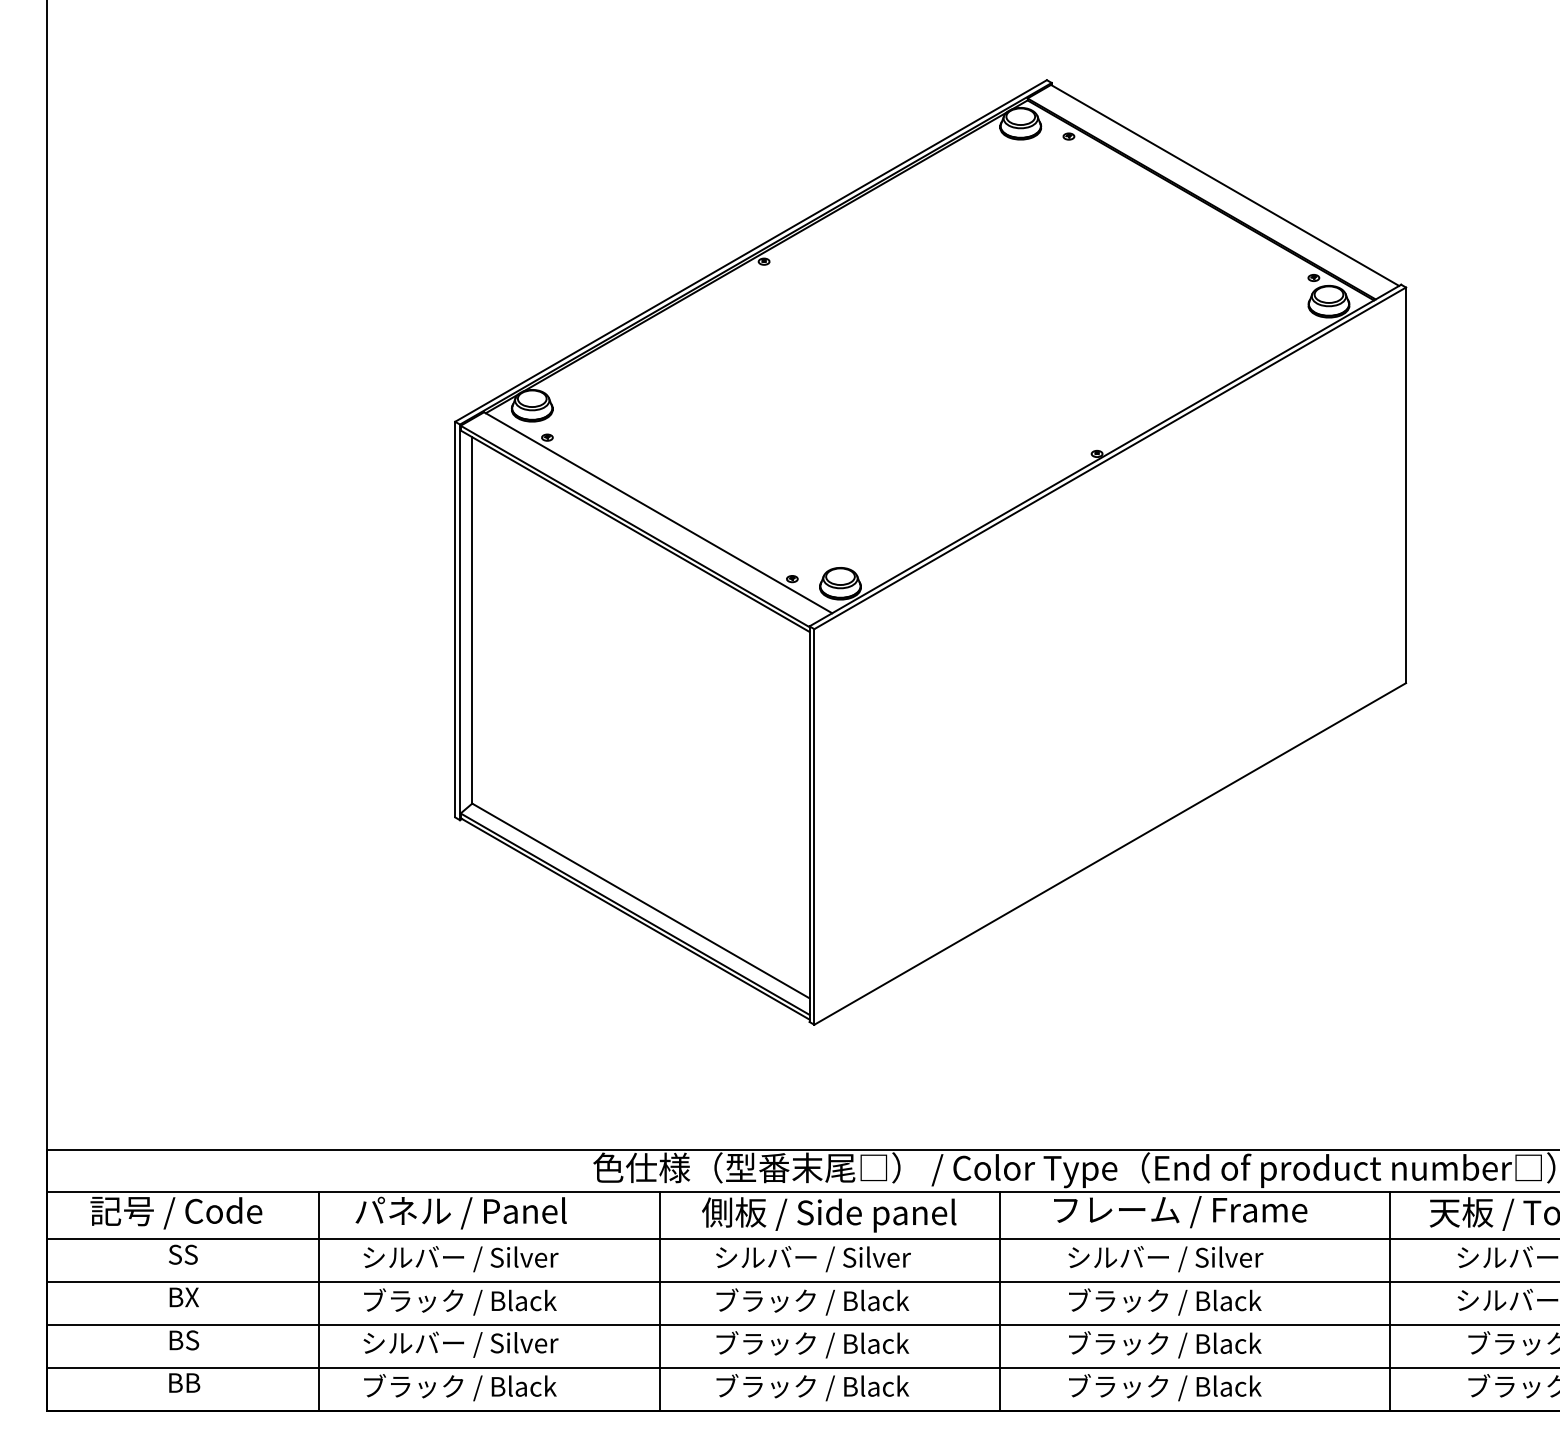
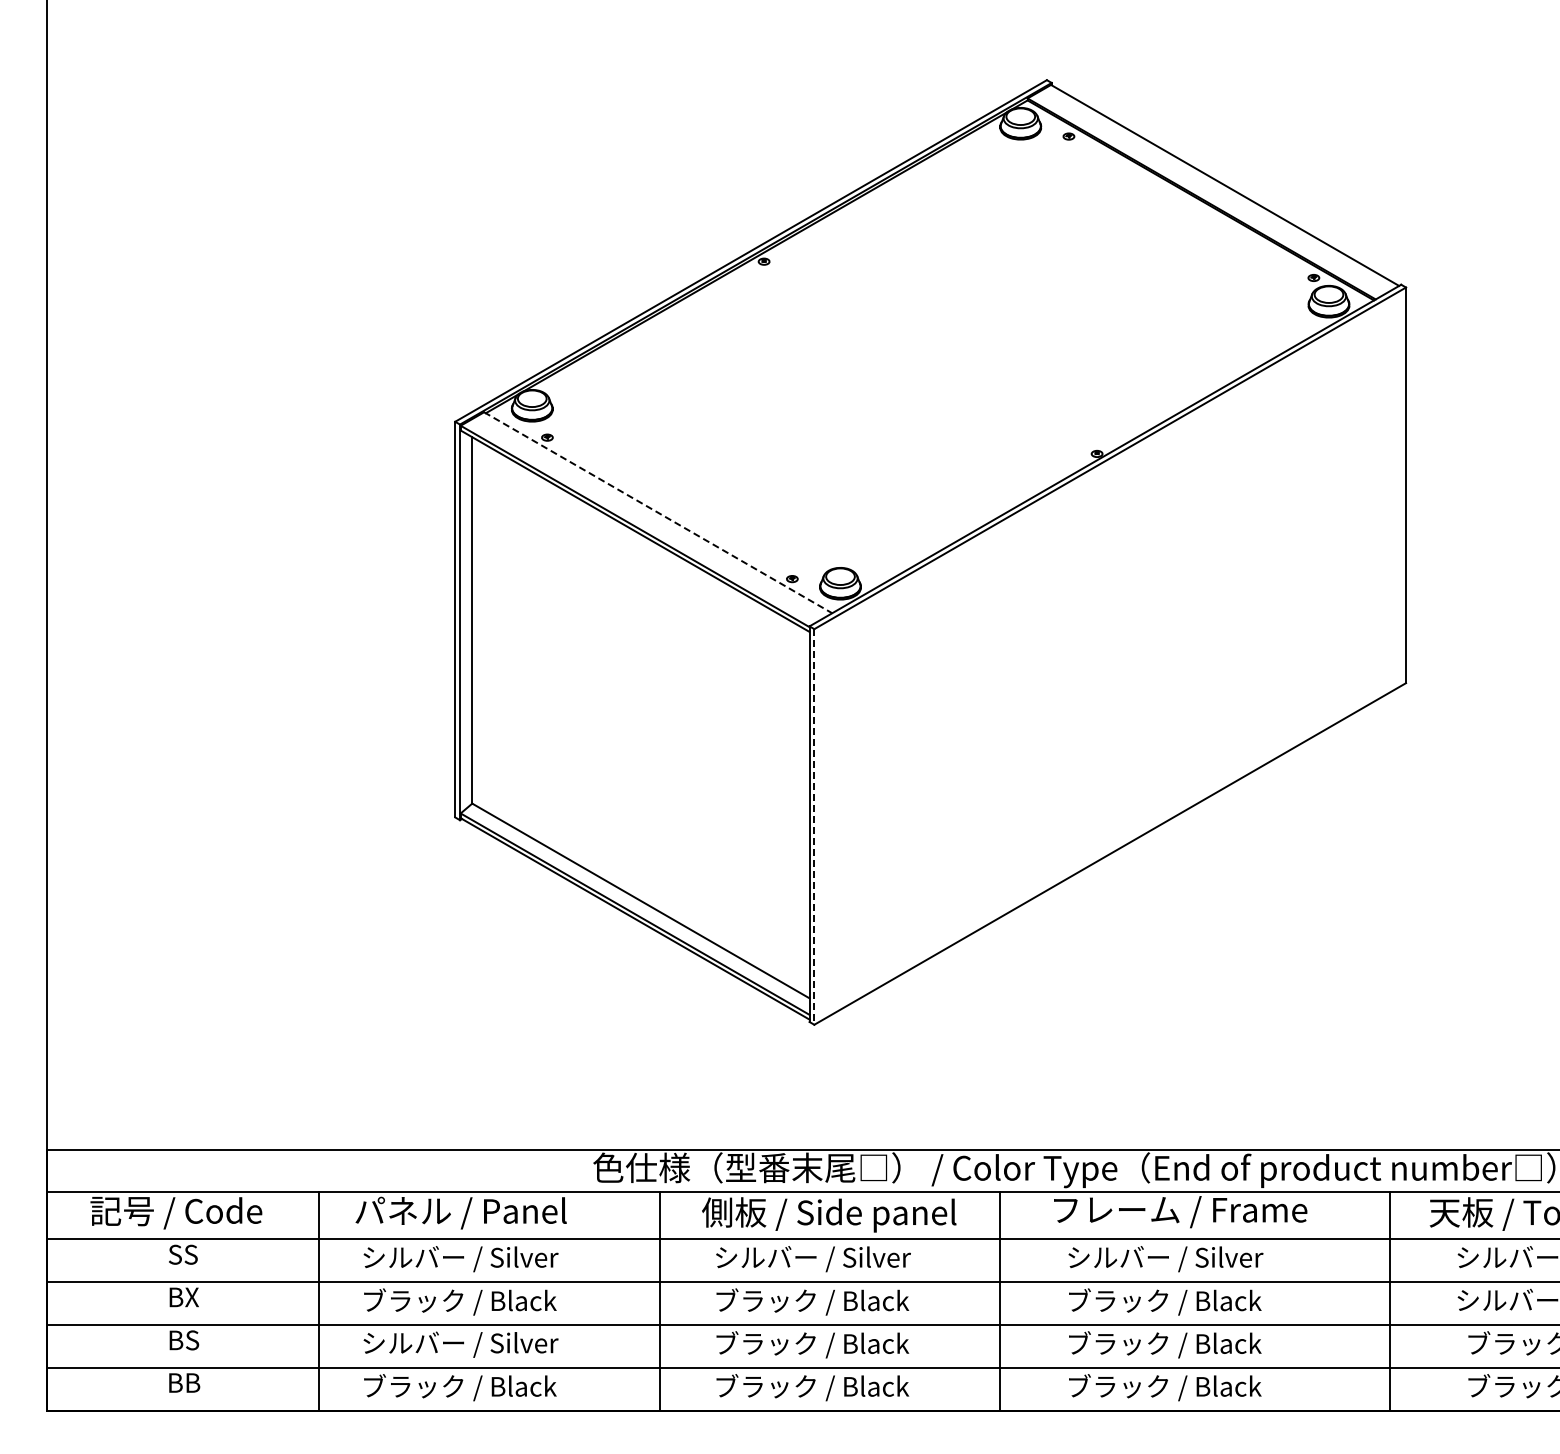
line: solid -> dashed (658, 512)
line: solid -> dashed (814, 826)
